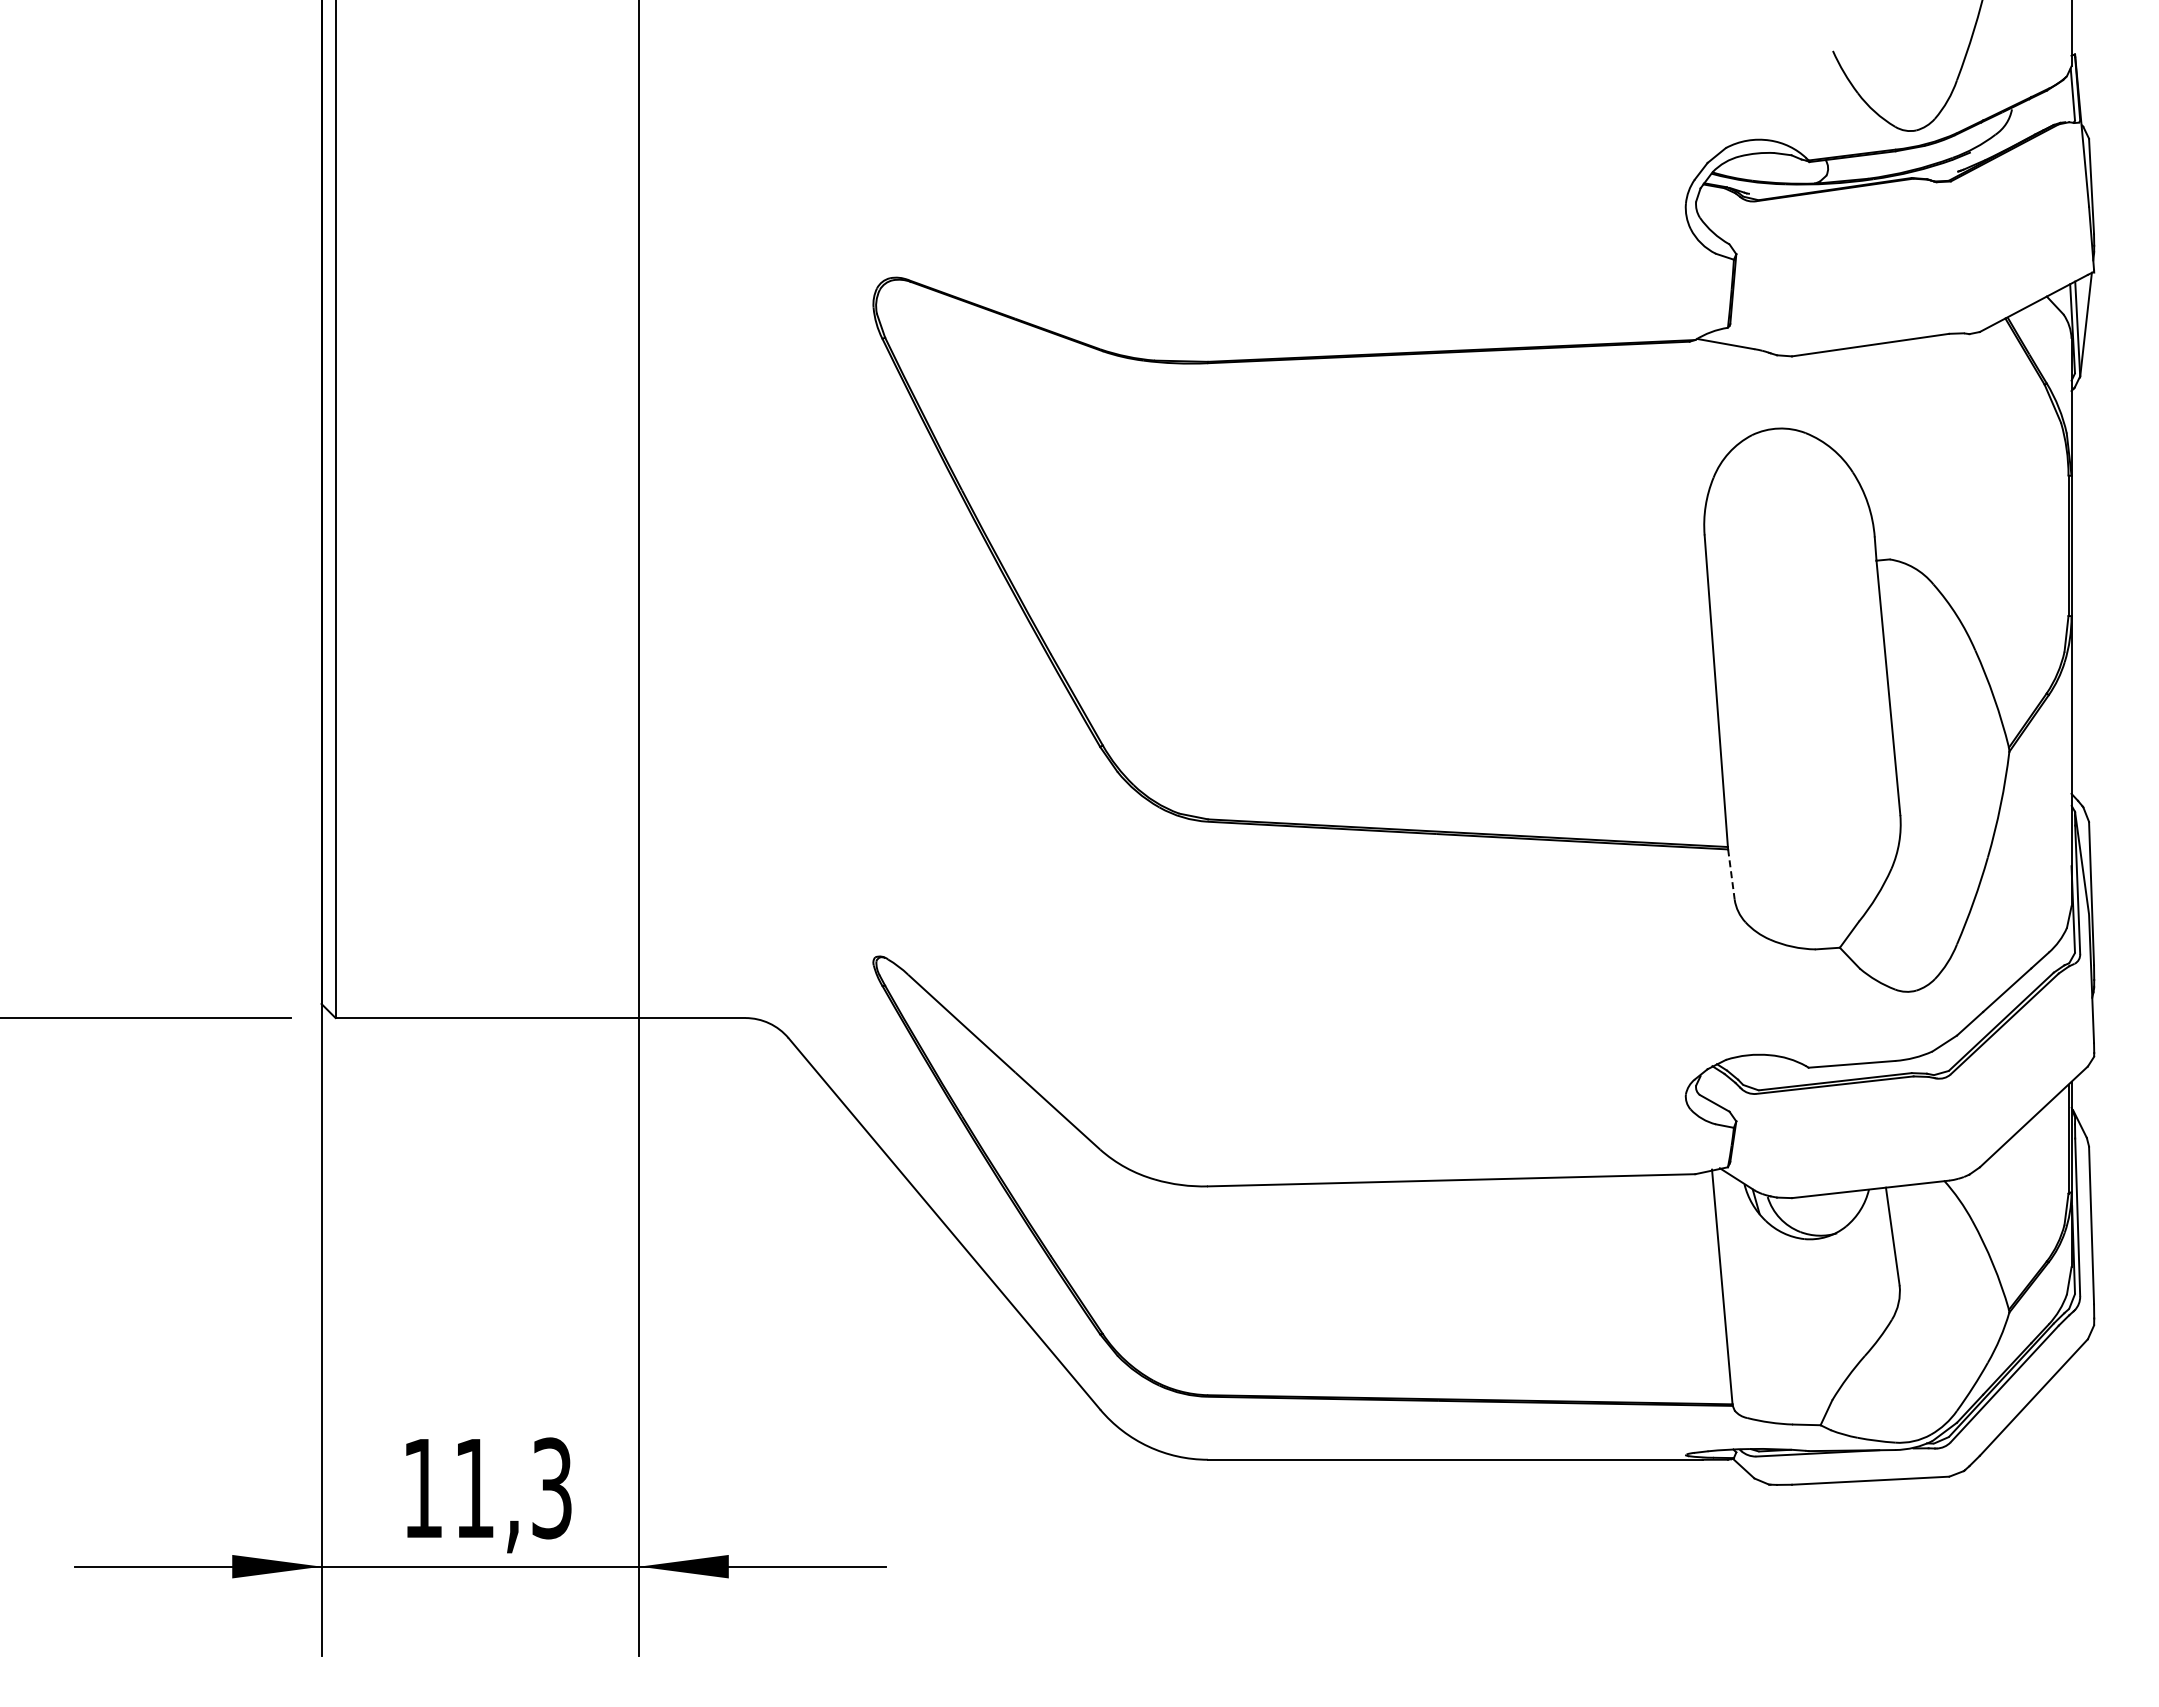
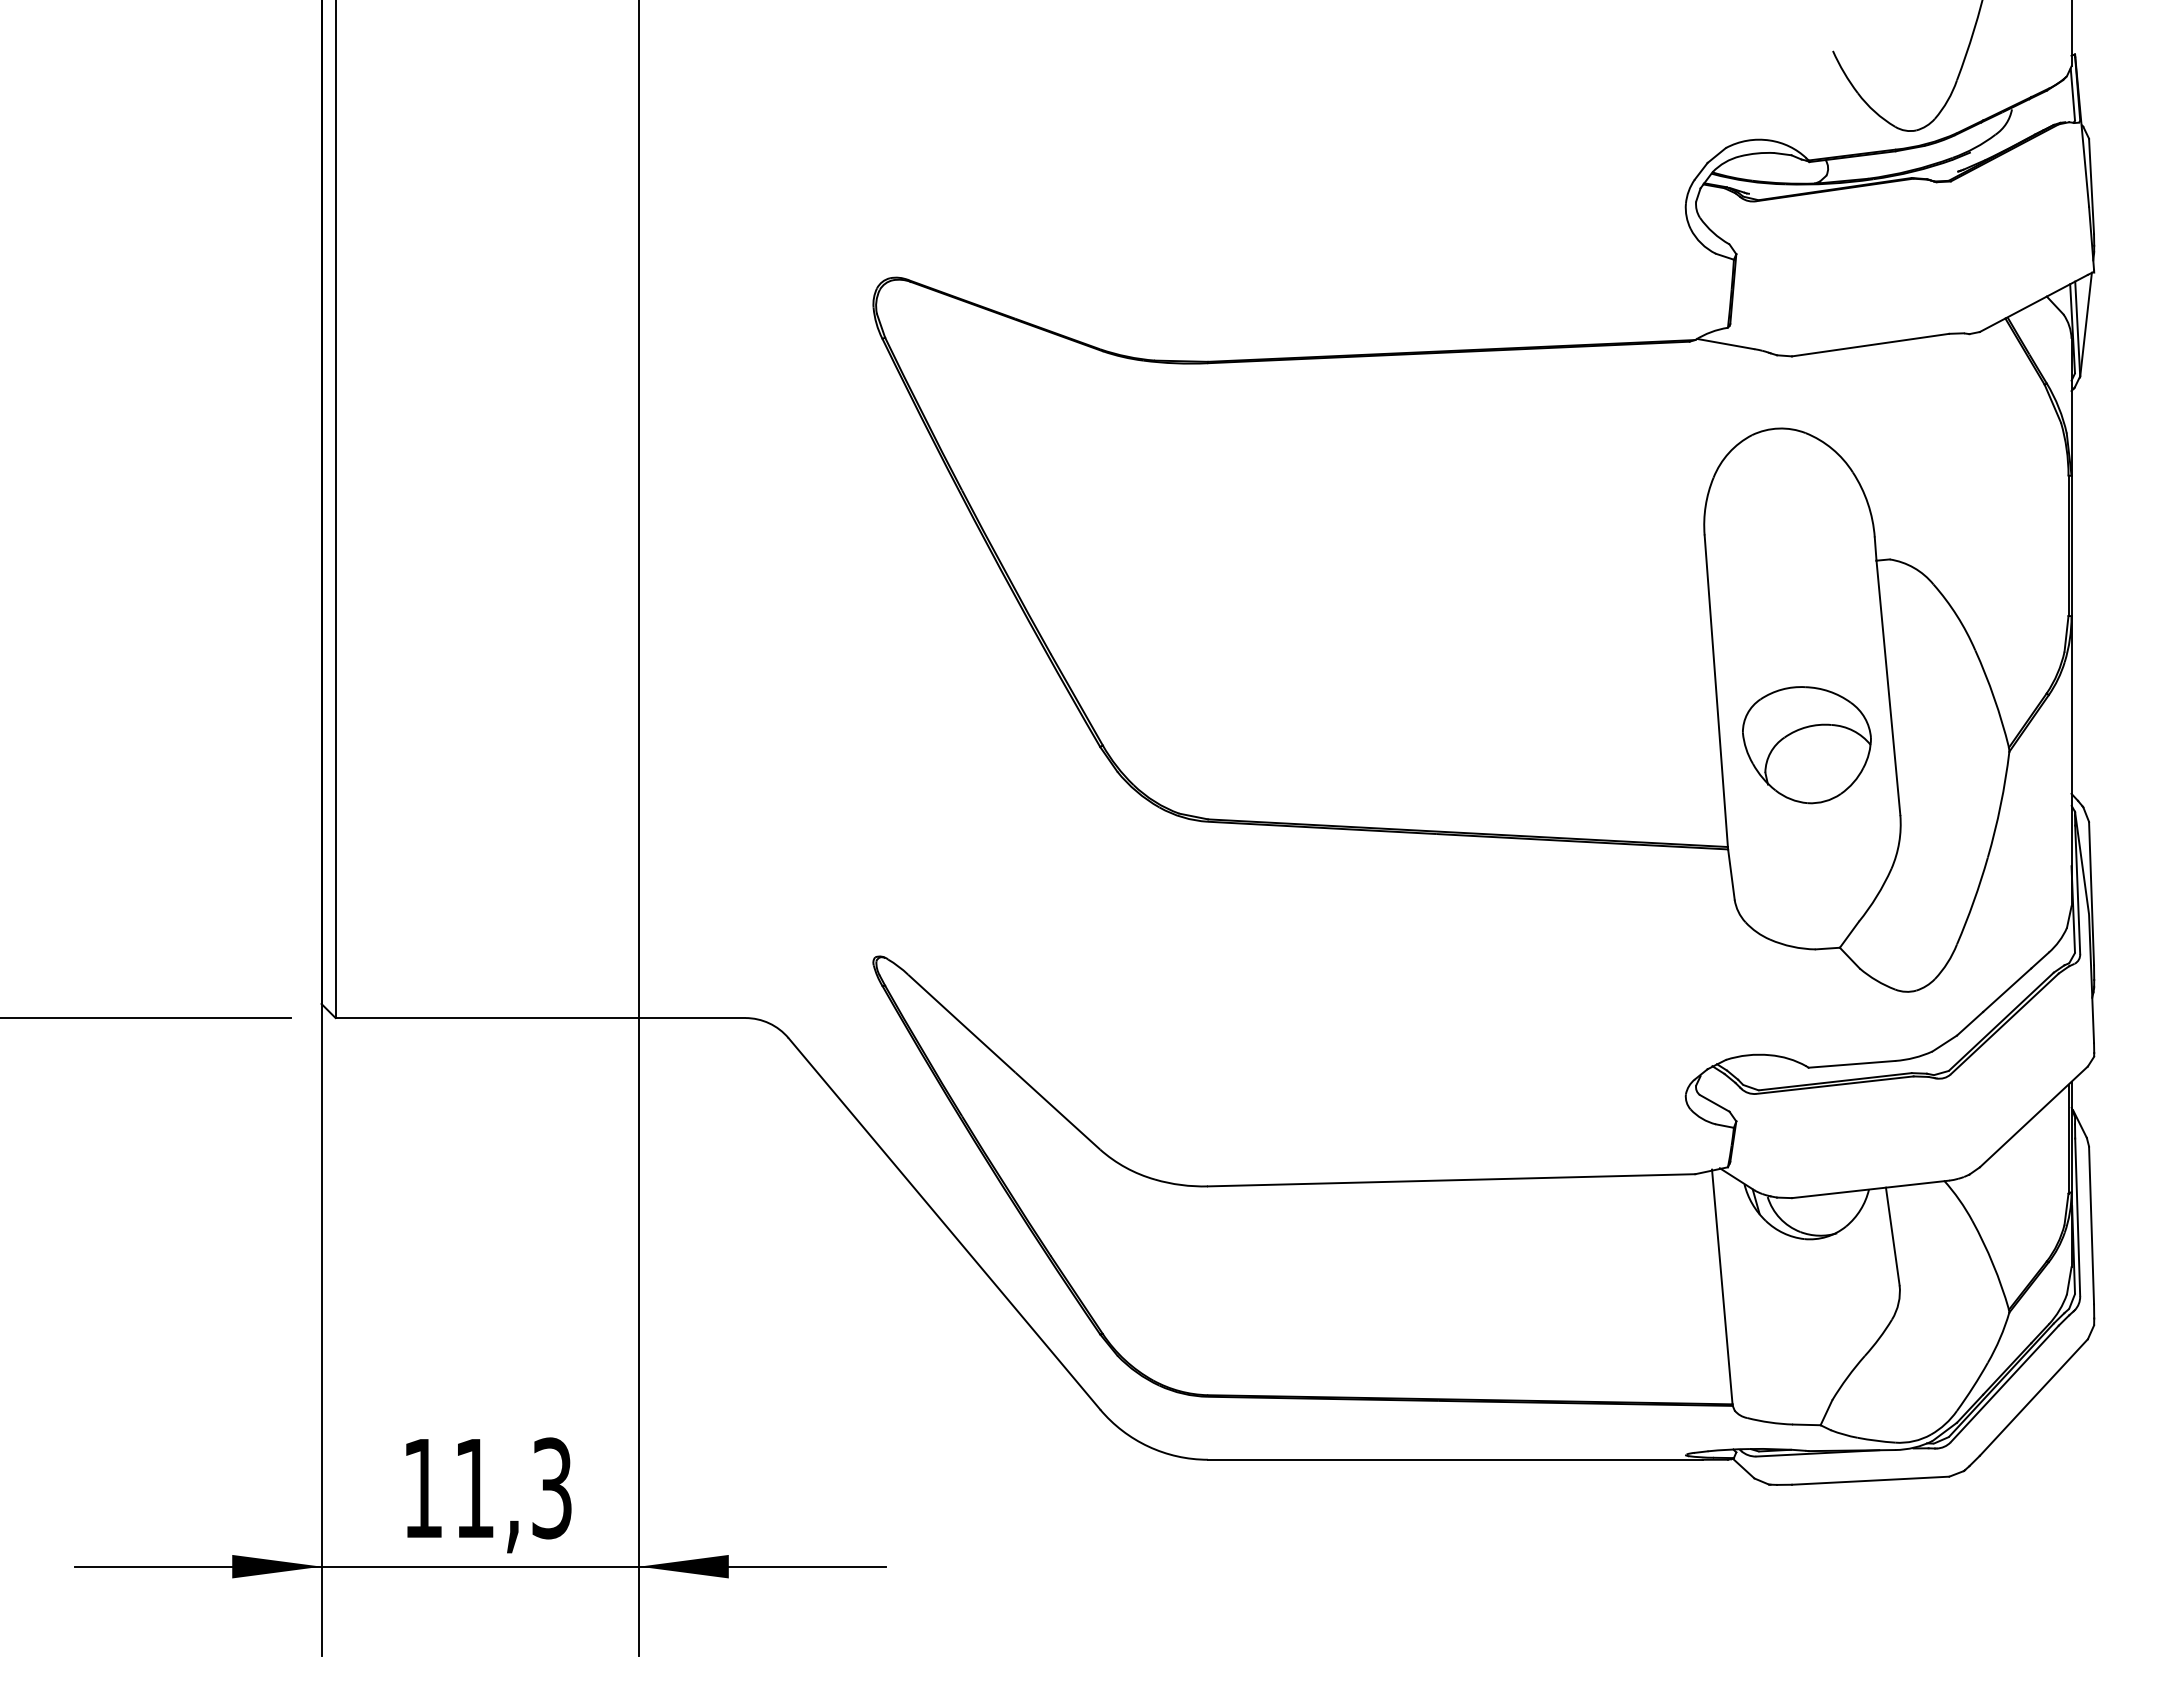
part: none -> present (1806, 745)
line: dashed -> solid (1731, 875)
